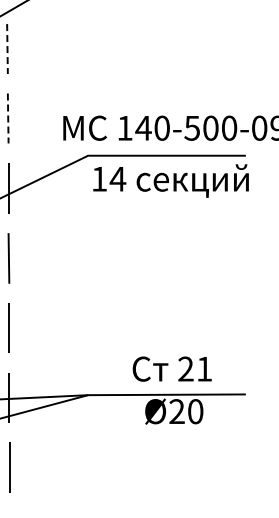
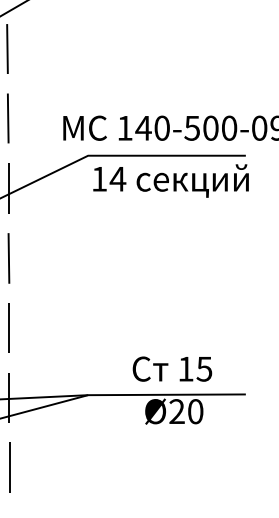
line: dashed -> solid (7, 49)
line: dashed -> solid (8, 118)
text: 21 -> 15 (195, 368)
